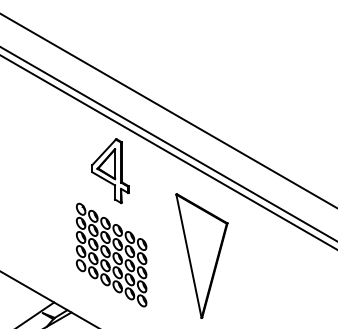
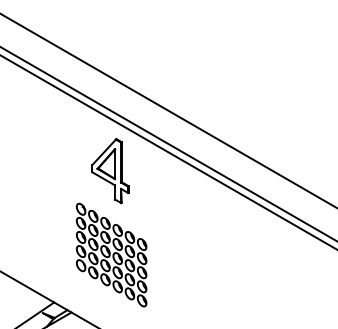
part: present -> none (201, 255)
